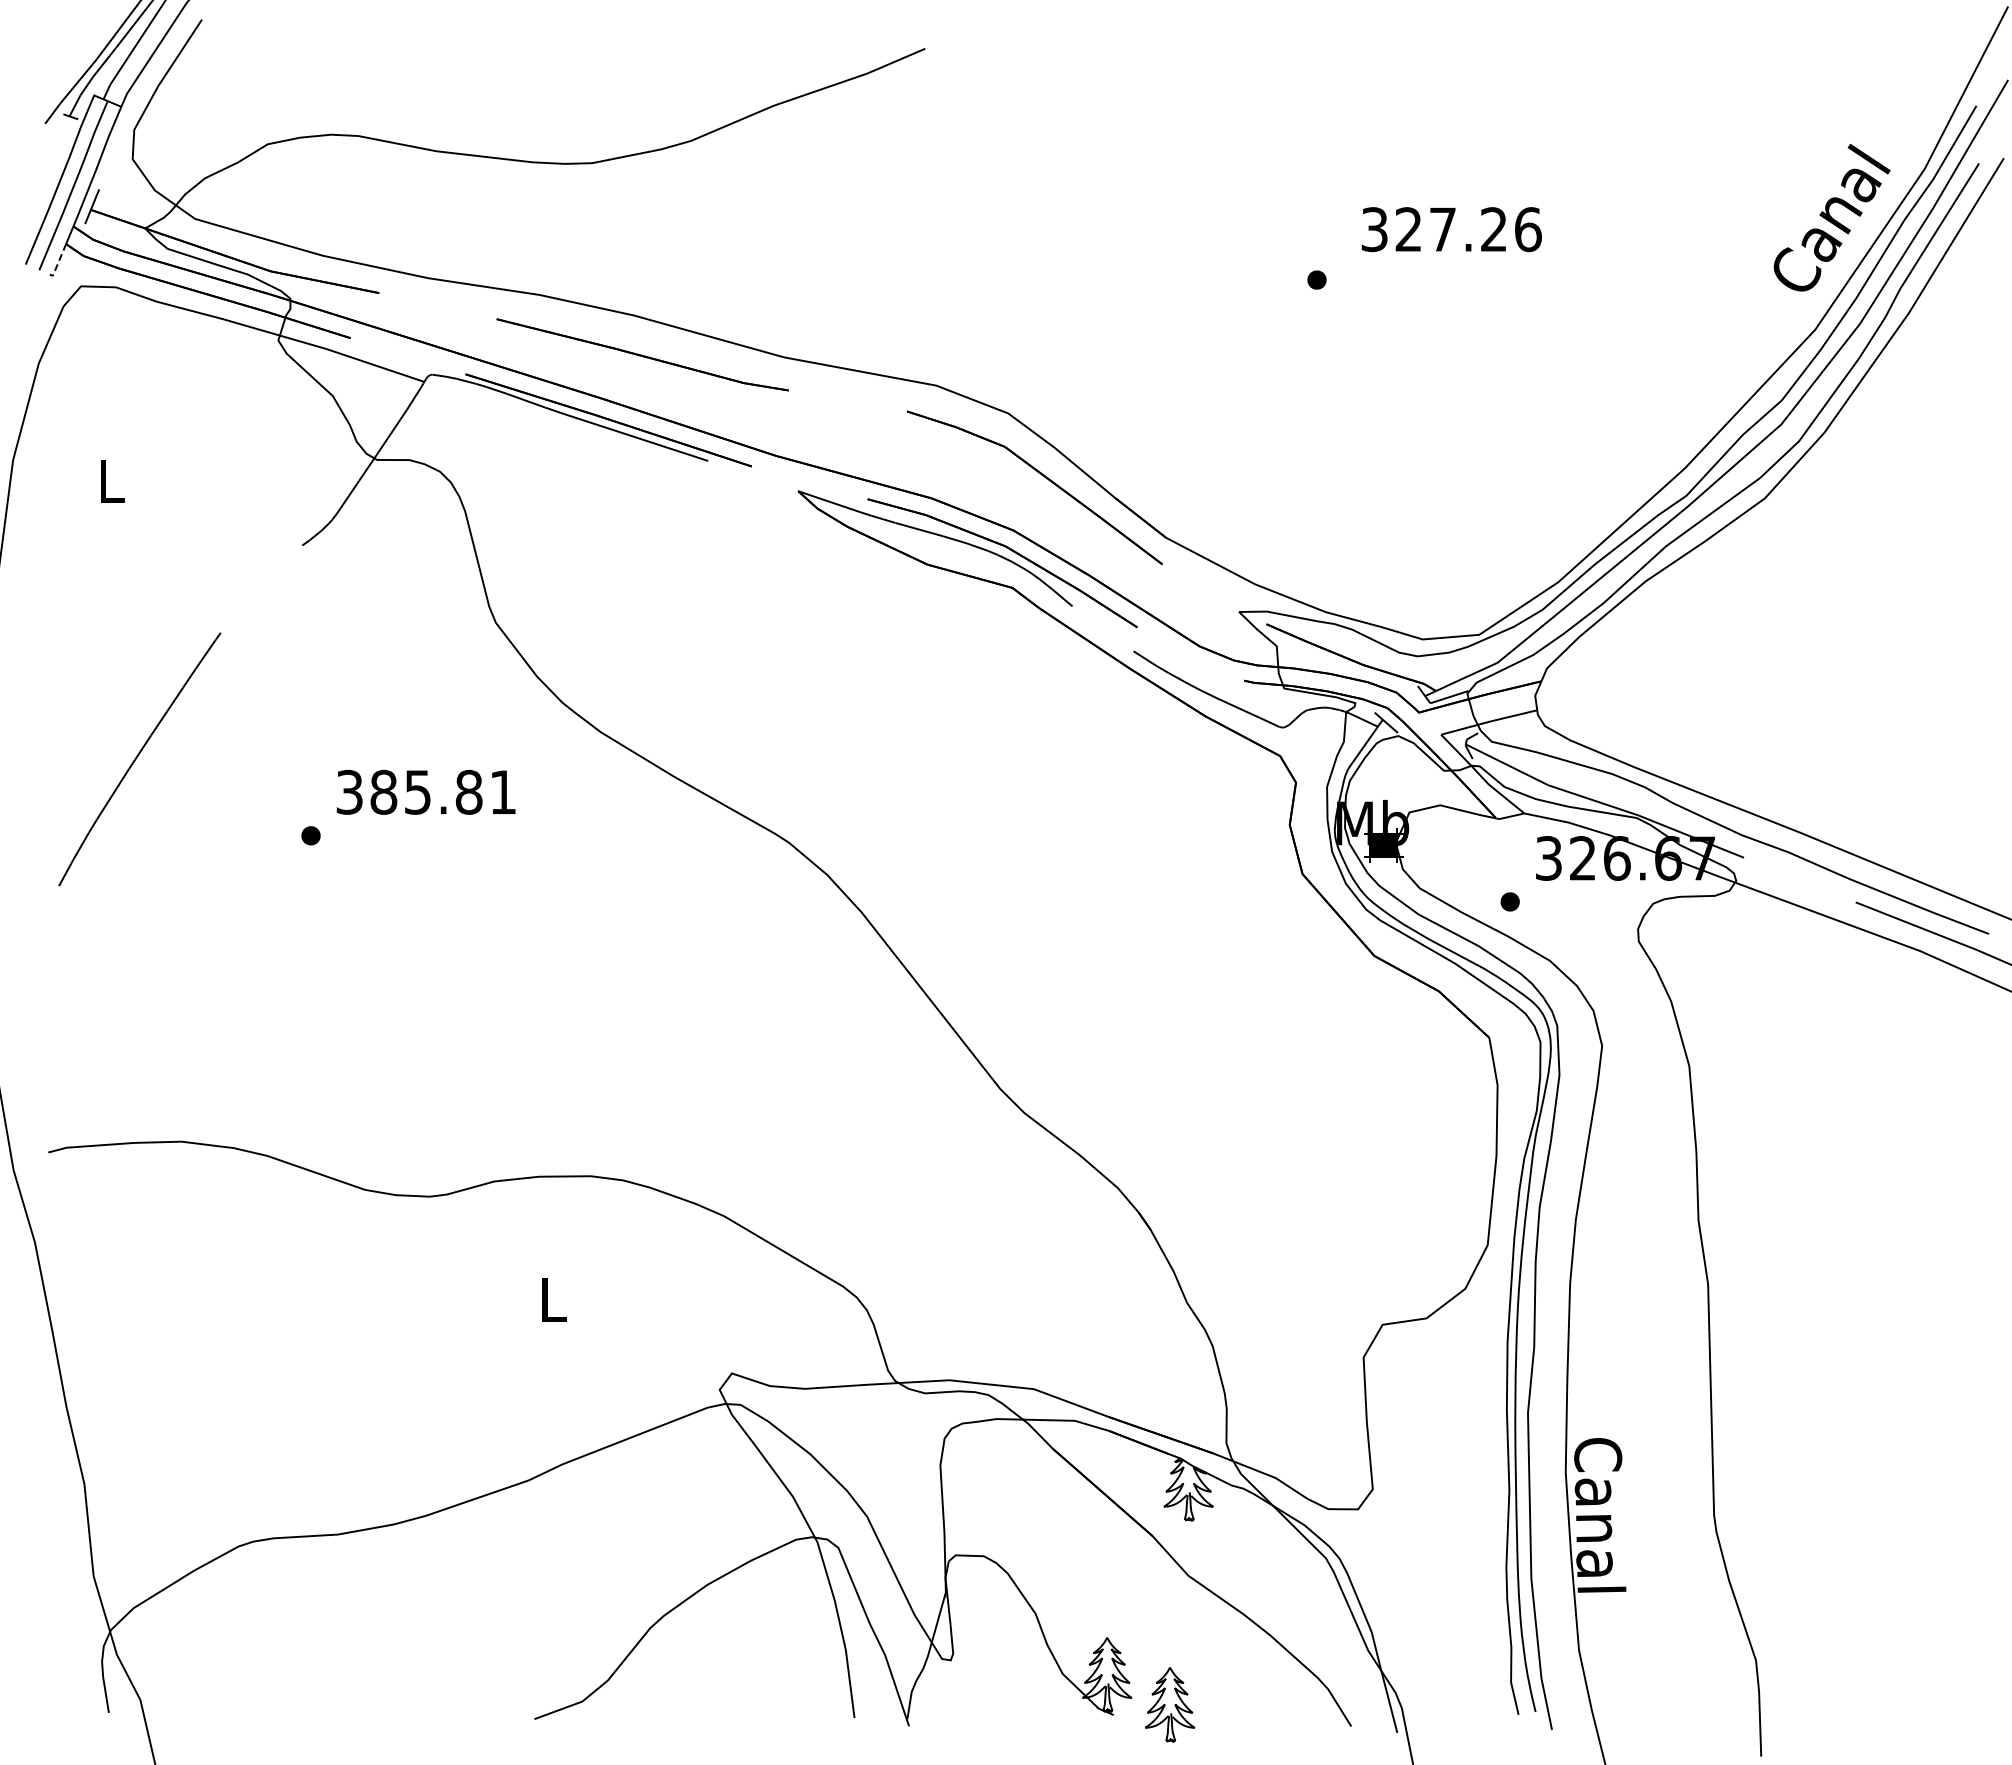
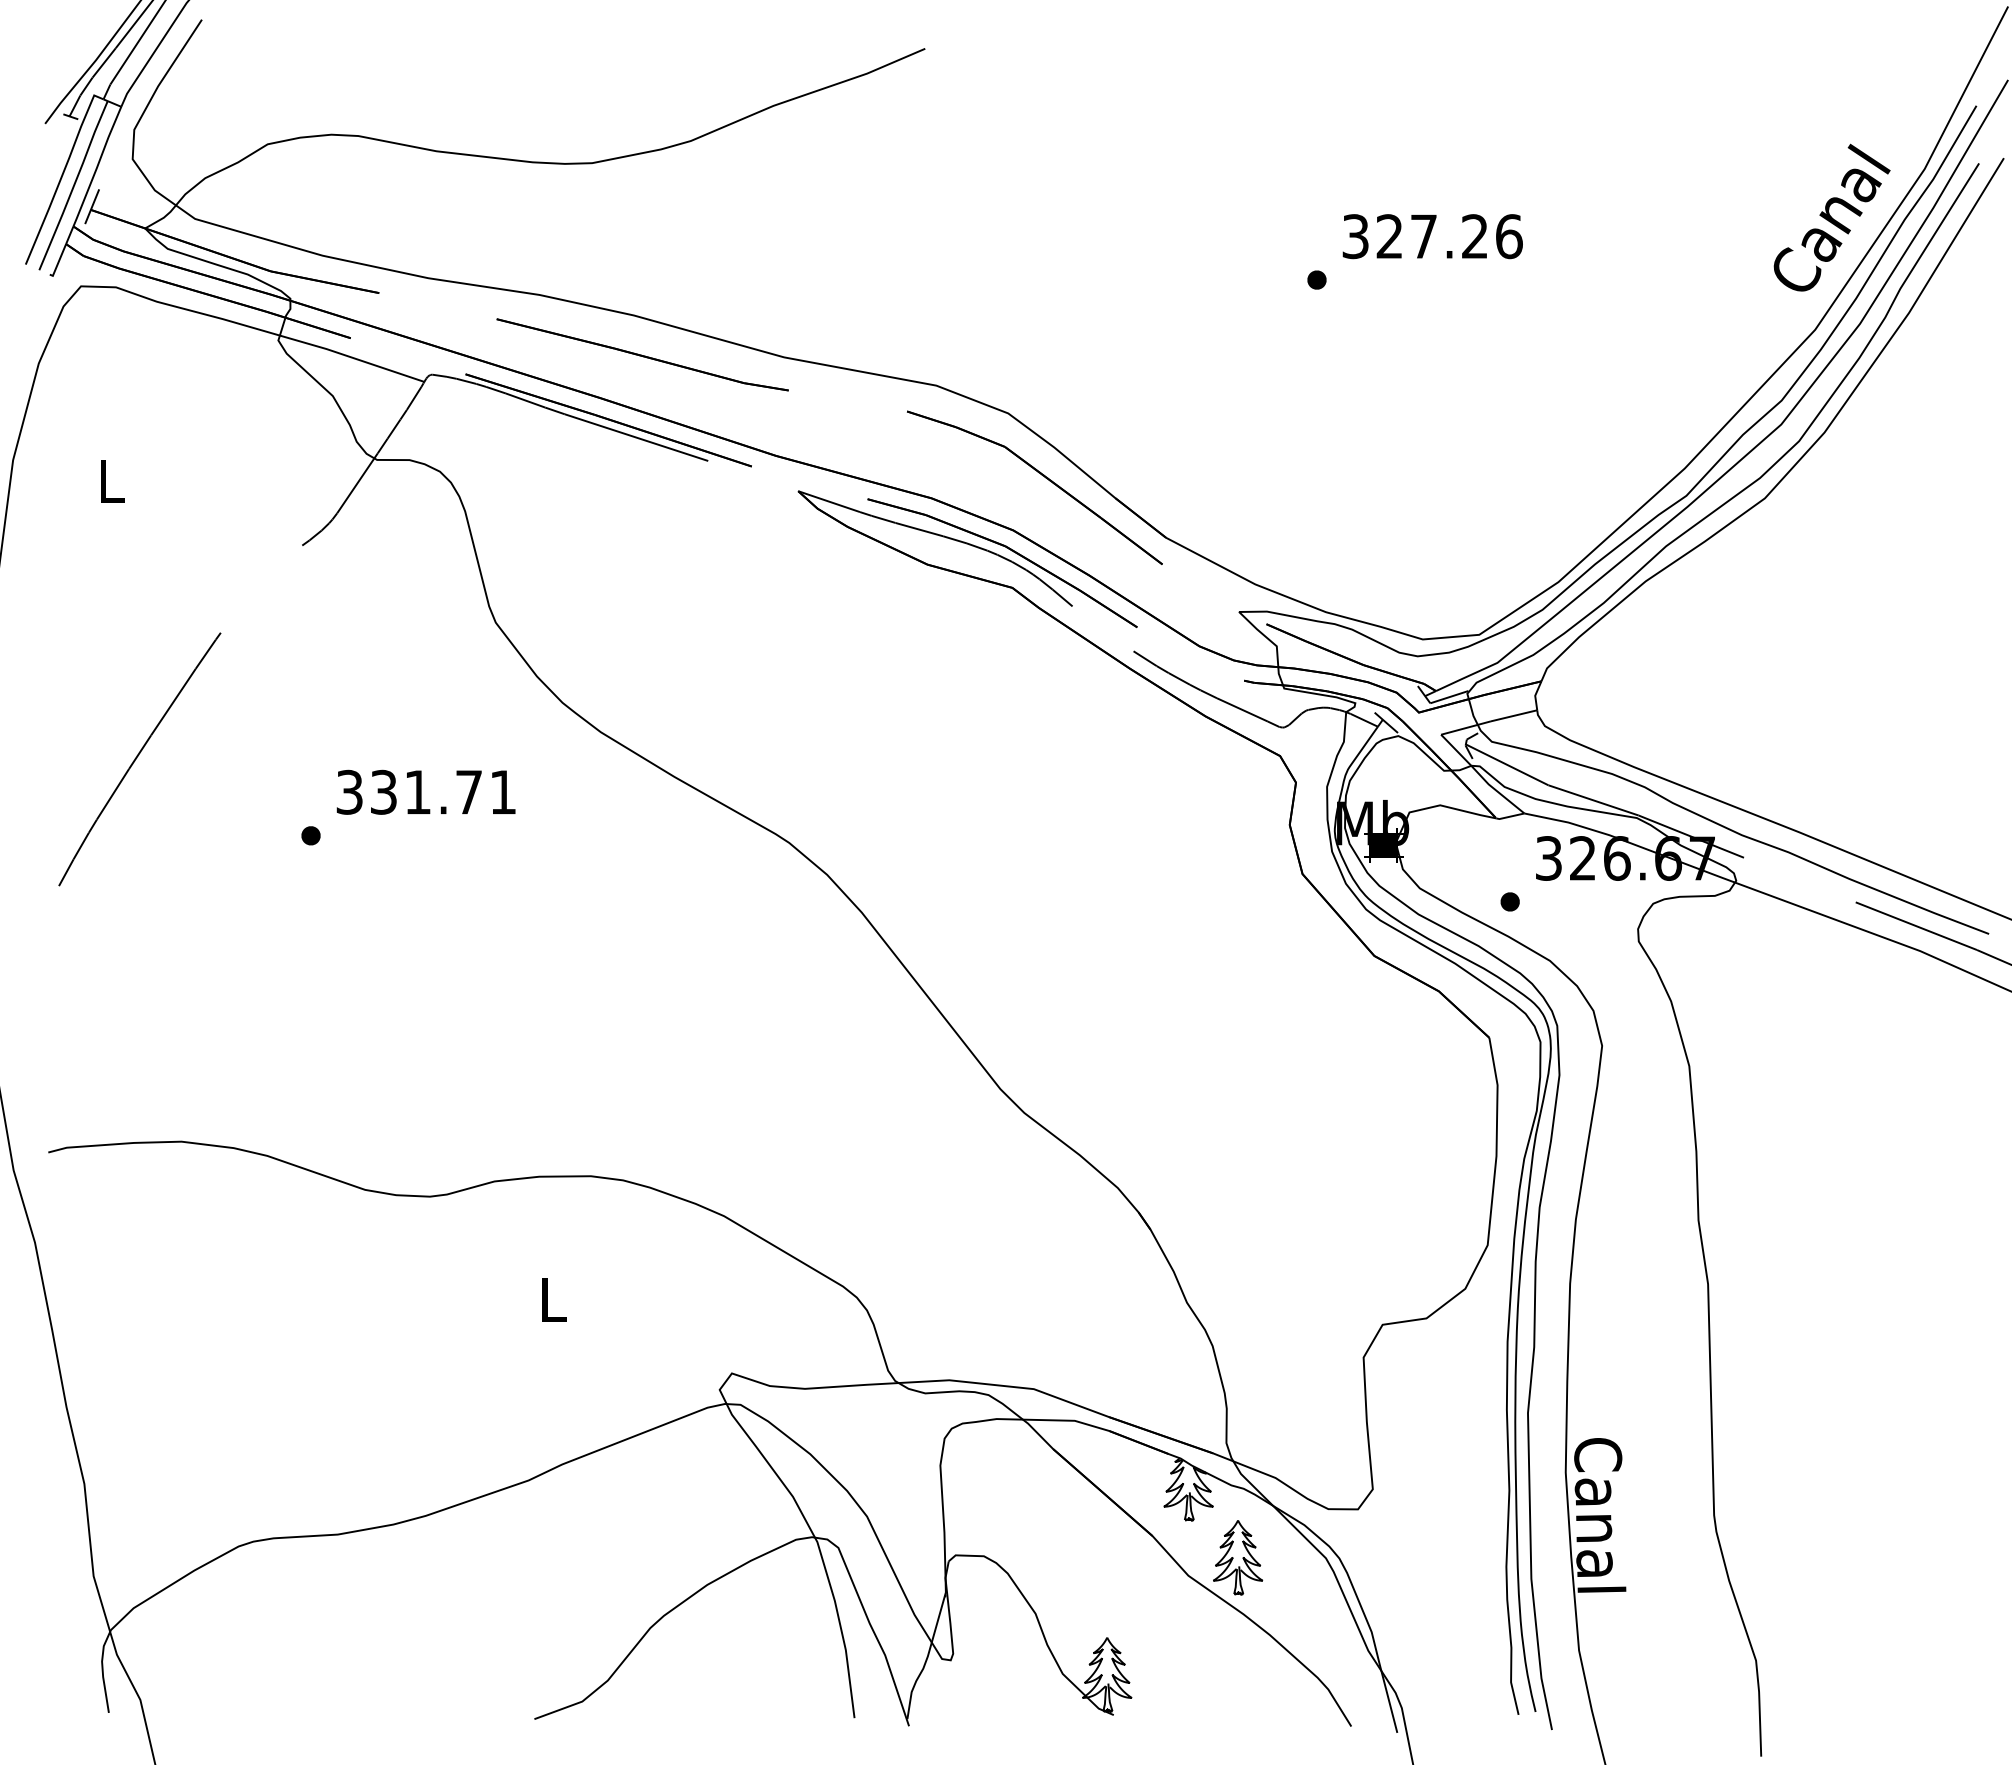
text position: (1451, 229) -> (1432, 236) (1432, 236)
line: dashed -> solid (58, 262)
text: 385.81 -> 331.71 (426, 791)
part position: (1170, 1704) -> (1238, 1557) (1238, 1557)
